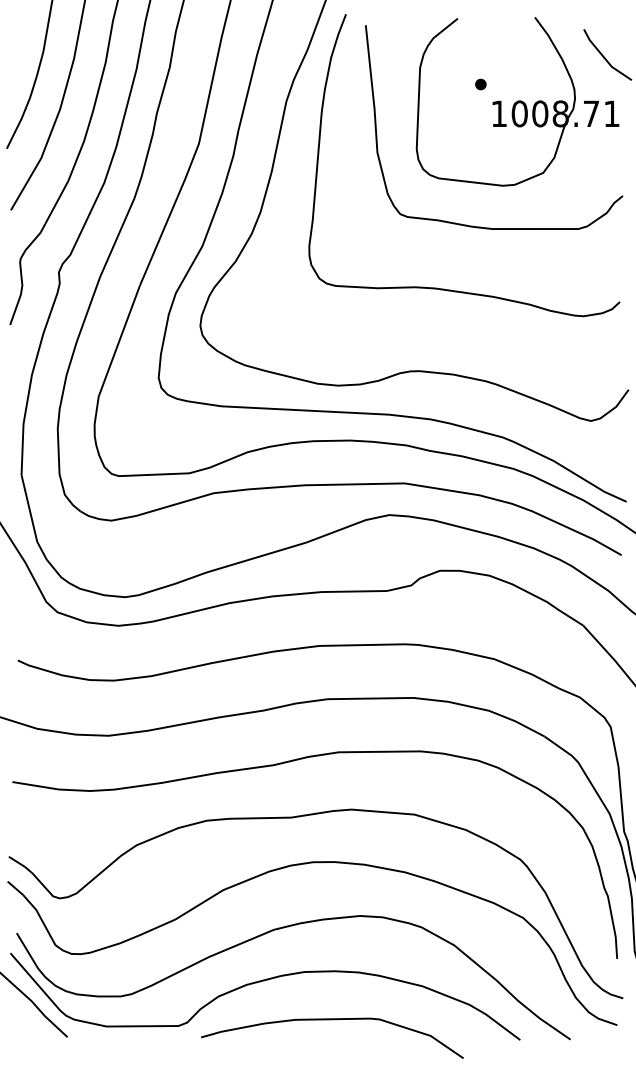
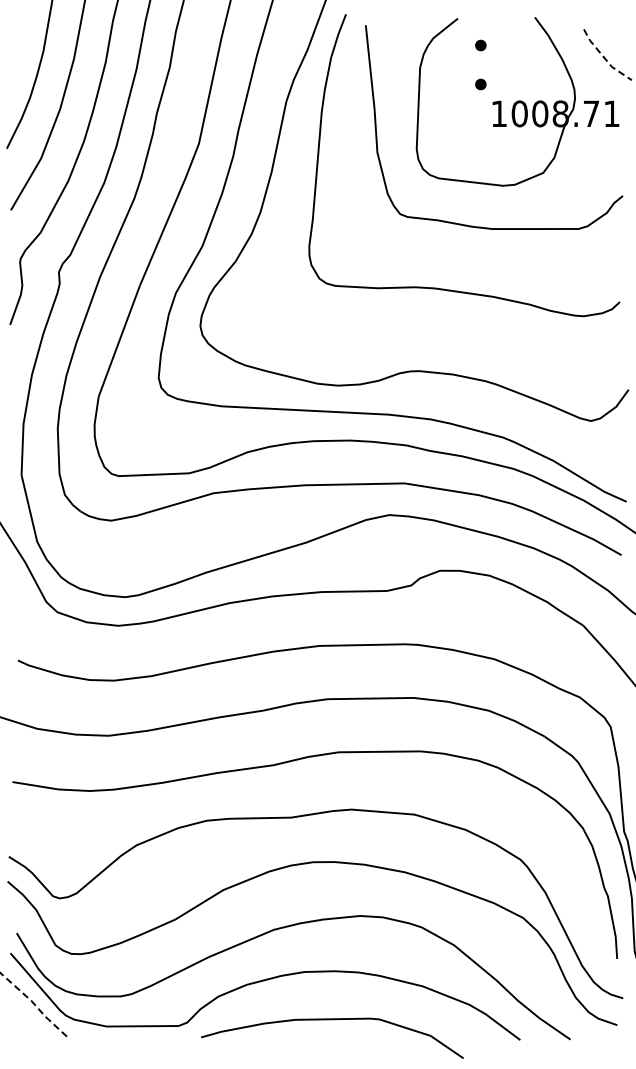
part: none -> present (480, 45)
line: solid -> dashed (604, 57)
line: solid -> dashed (34, 1004)
